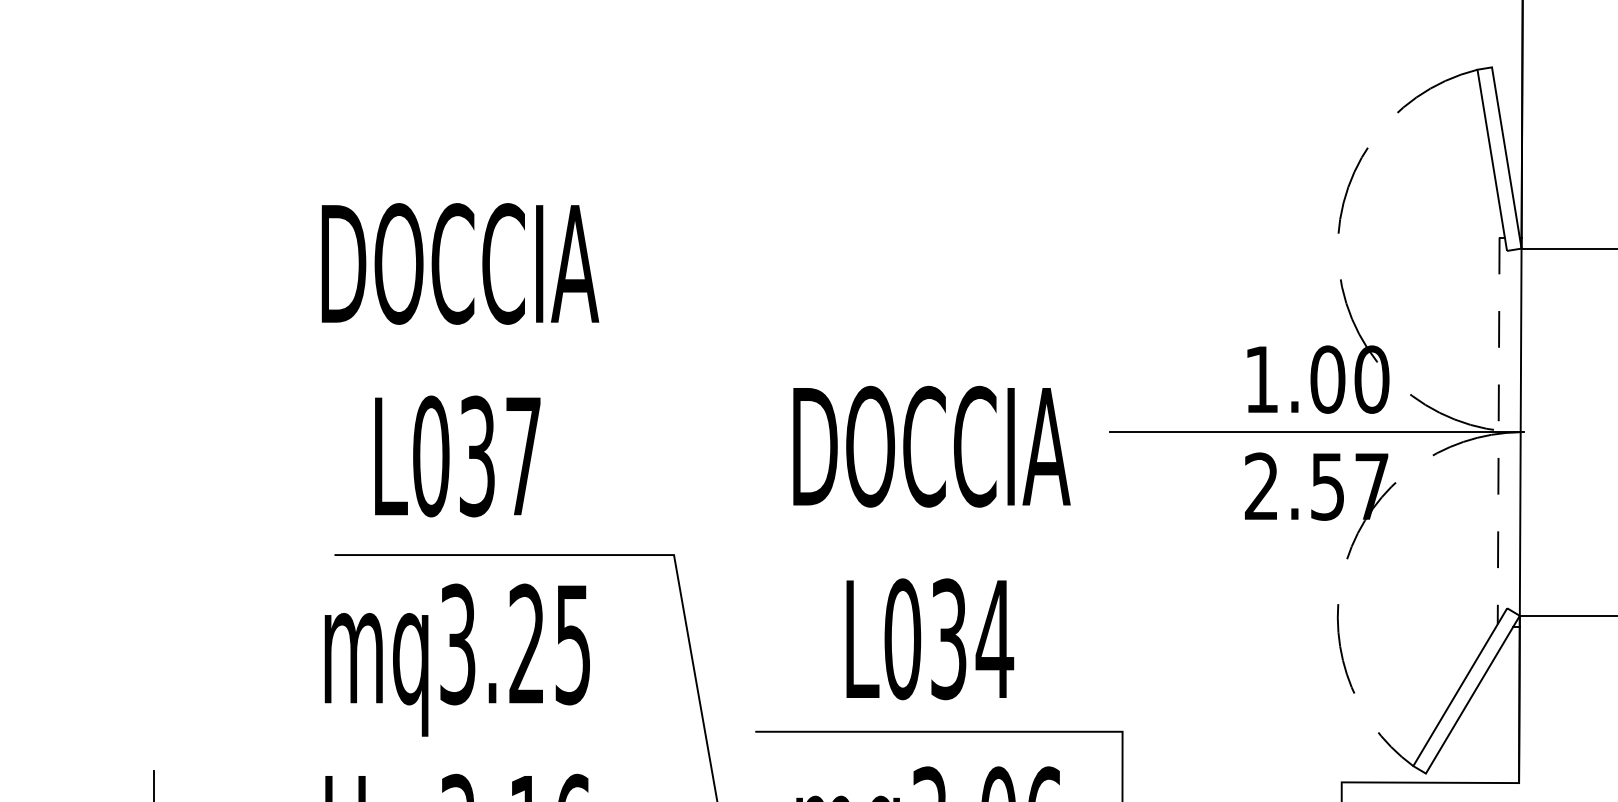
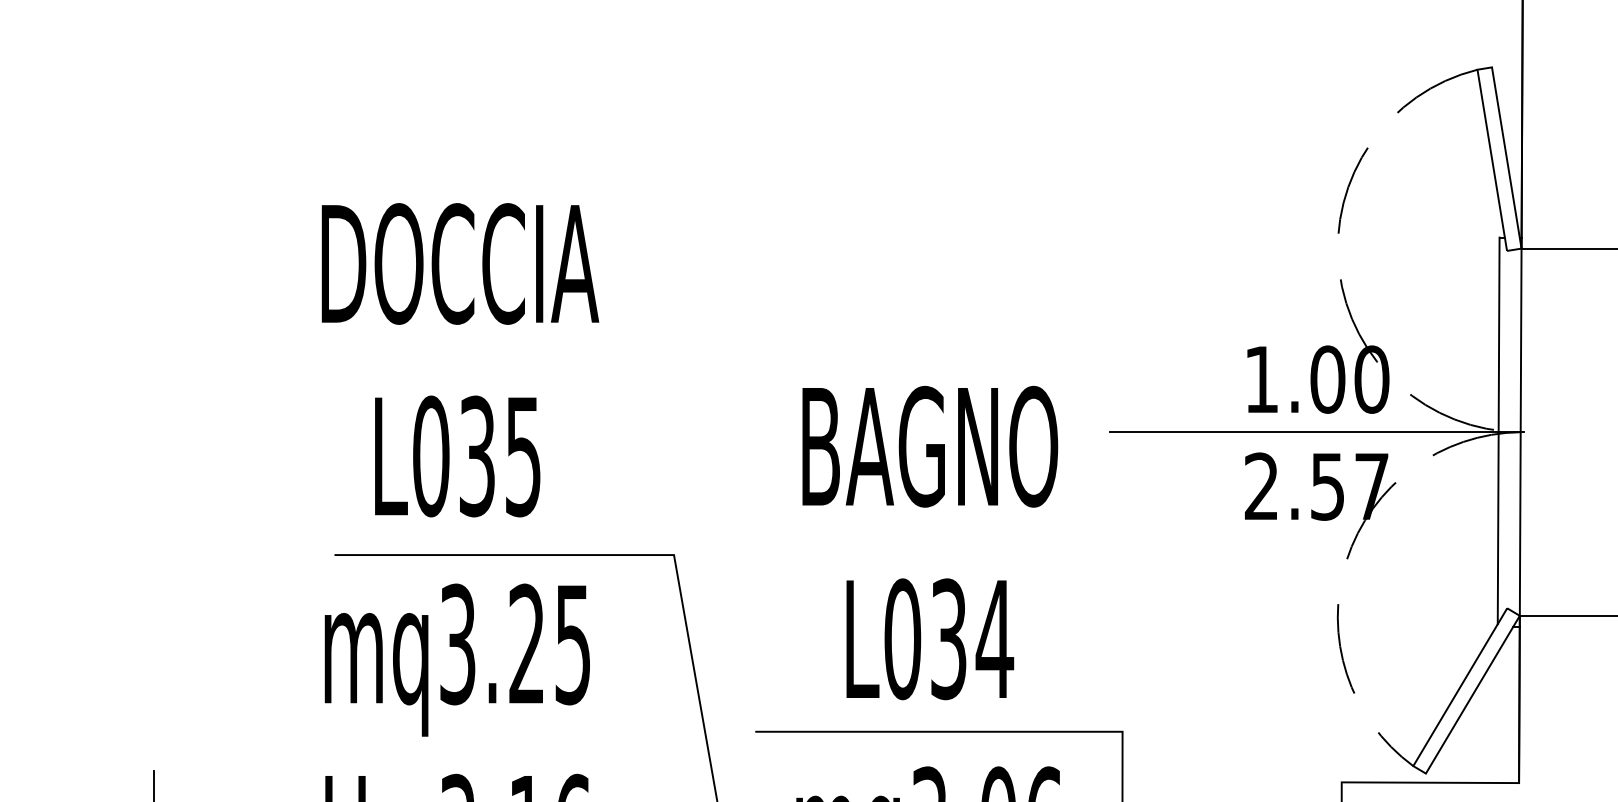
line: dashed -> solid (1498, 431)
text: DOCCIA -> BAGNO (931, 446)
text: L037 -> L035 (523, 457)
